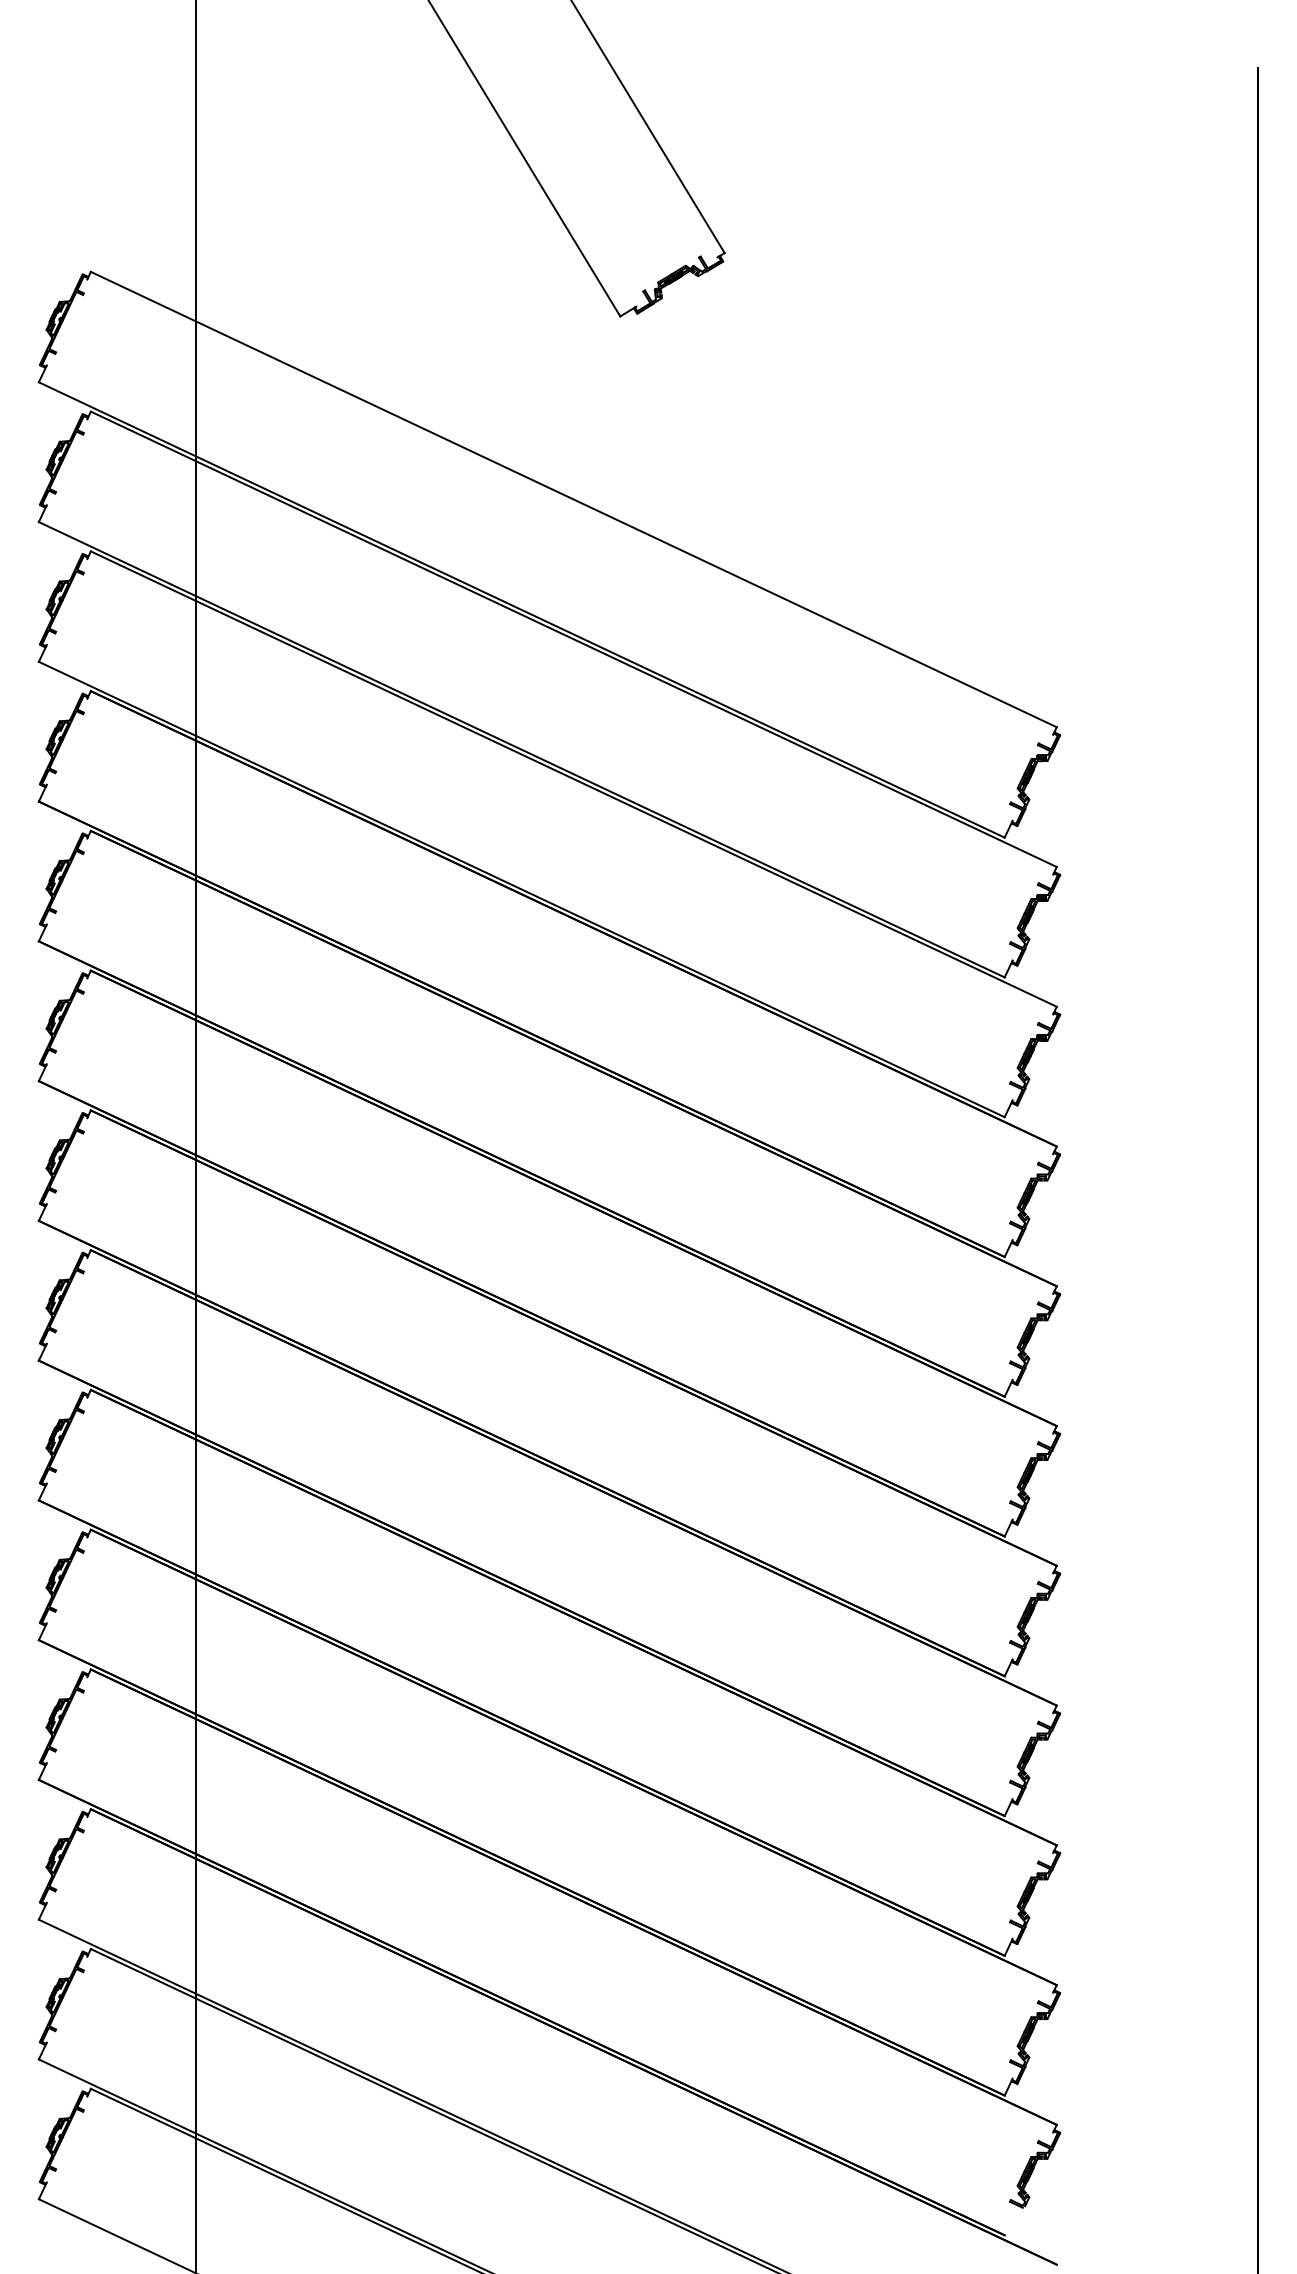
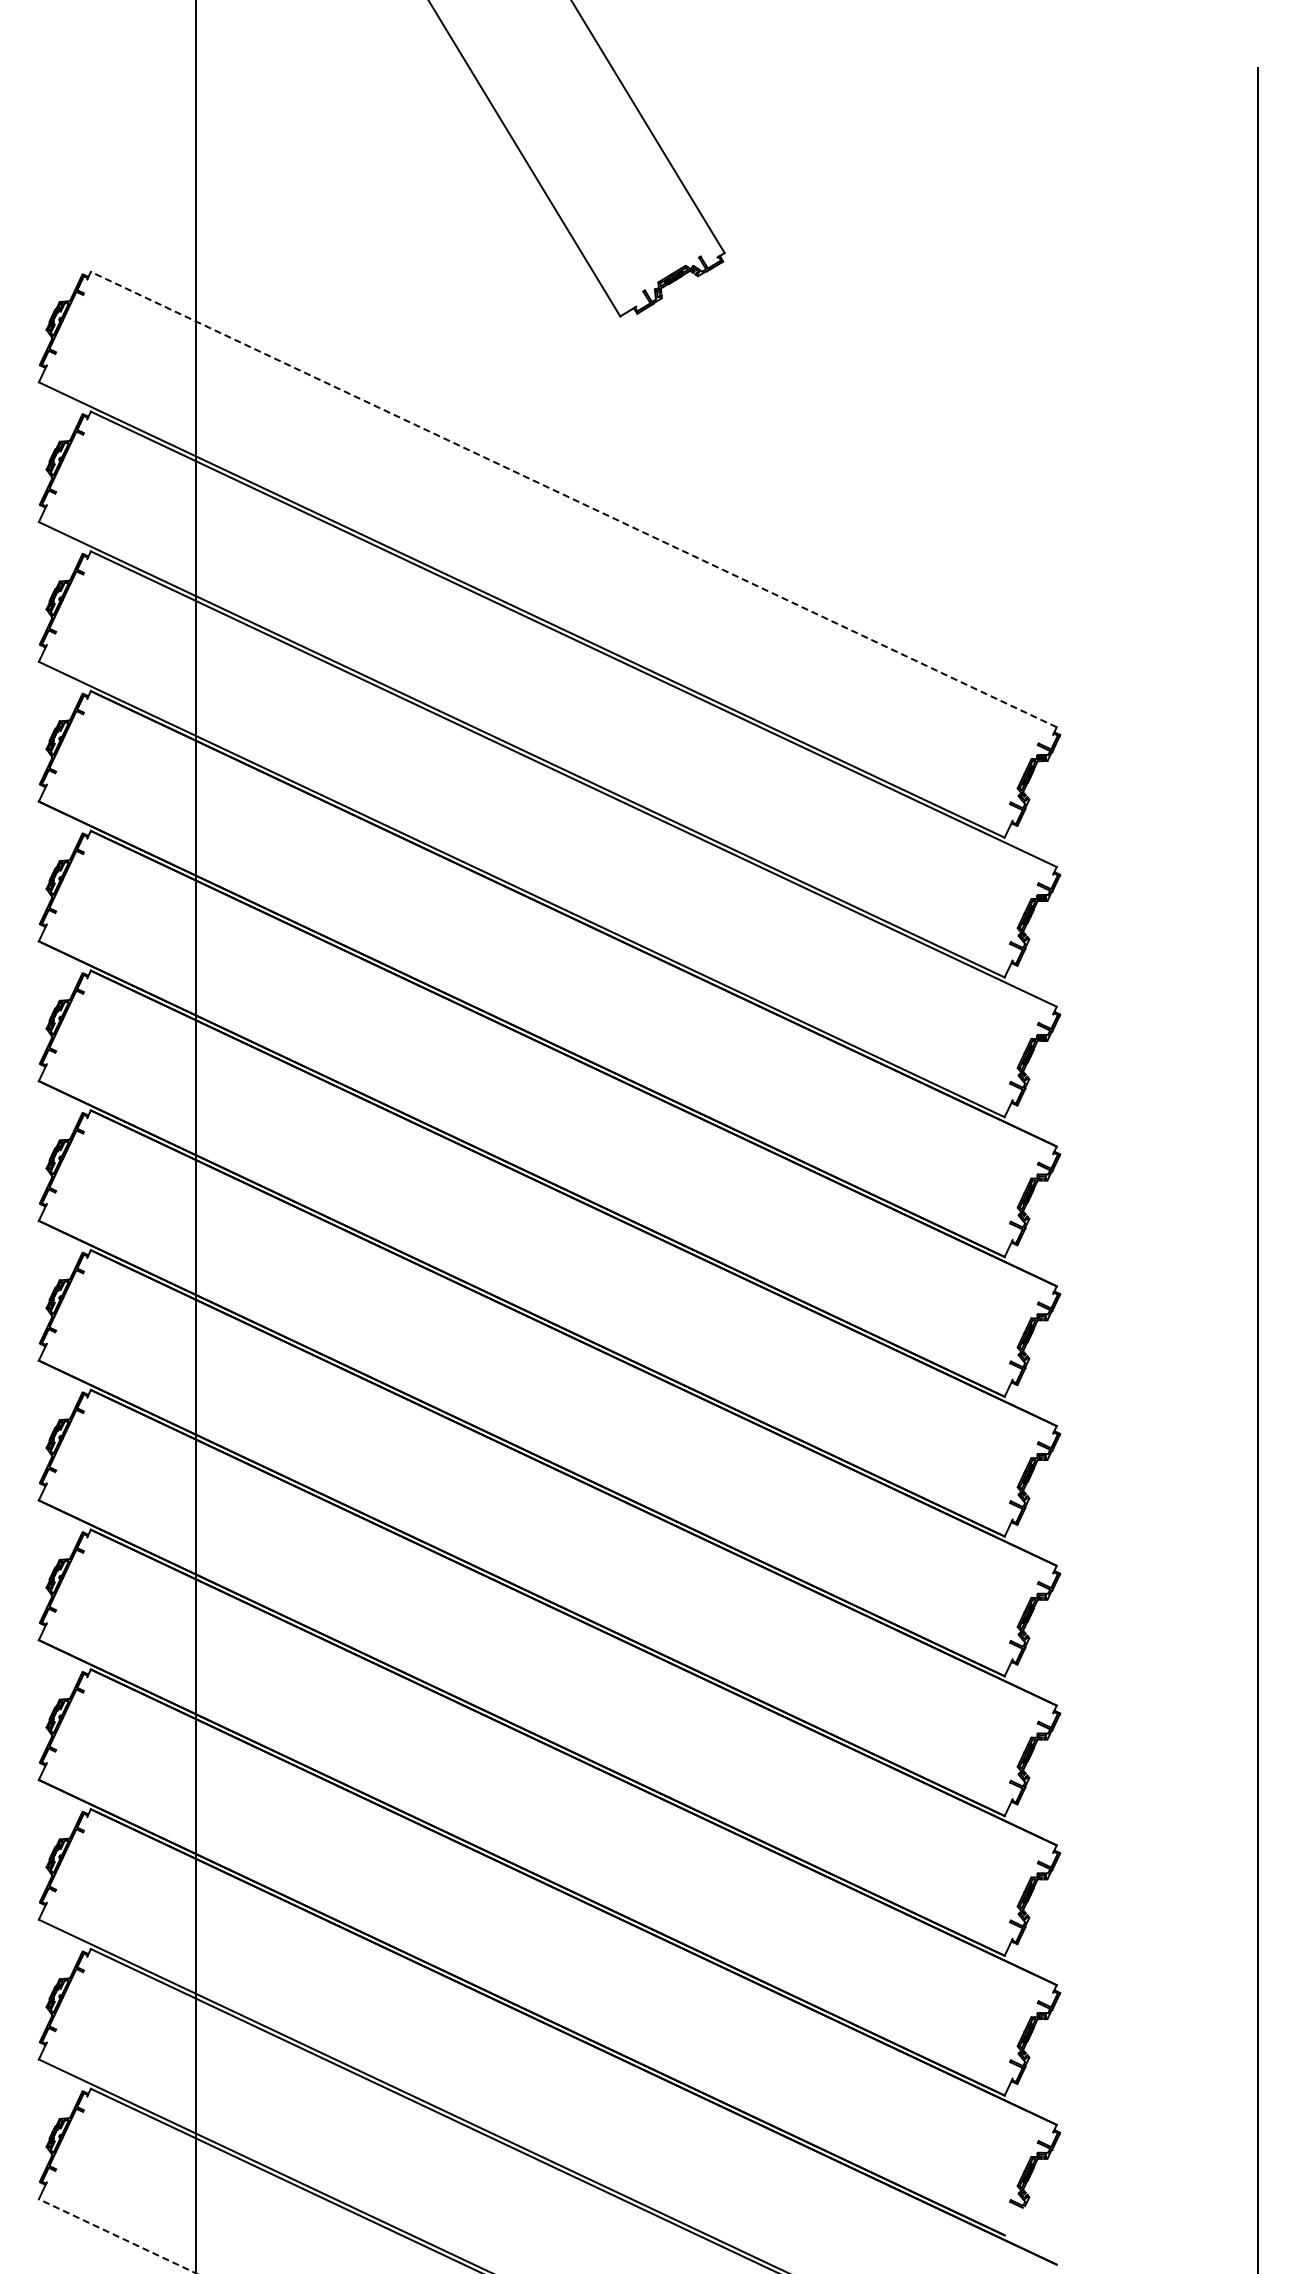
line: solid -> dashed (573, 499)
line: solid -> dashed (117, 2236)
